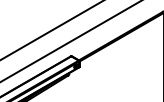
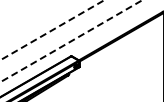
line: solid -> dashed (52, 30)
line: solid -> dashed (71, 41)
